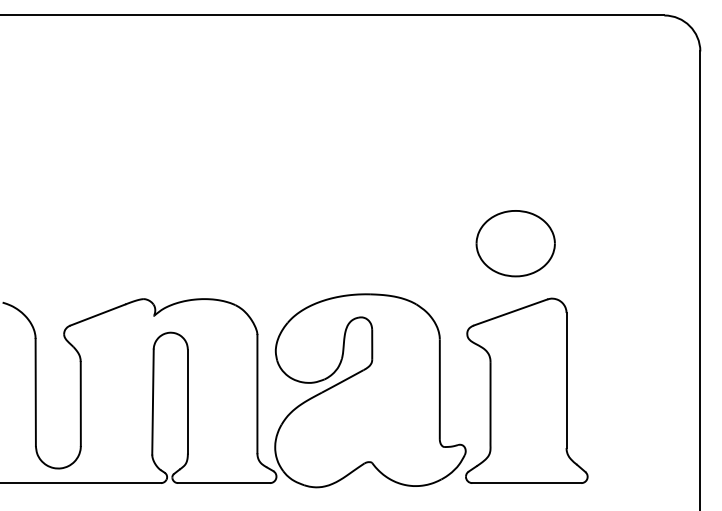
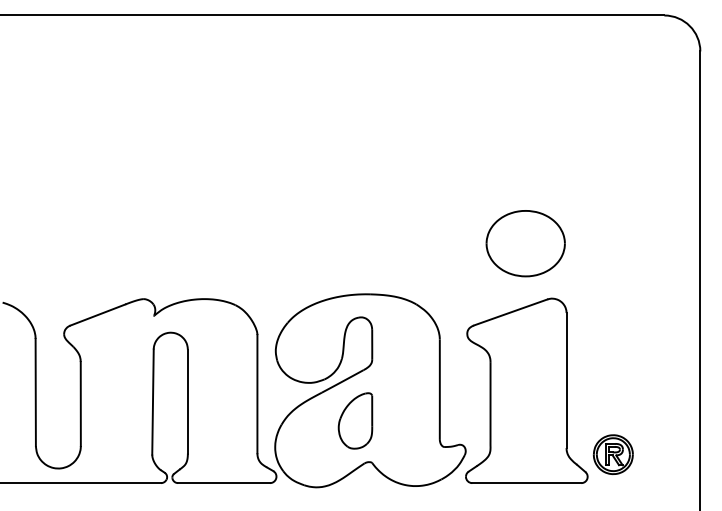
part position: (515, 243) -> (525, 243) (525, 243)
part: none -> present (355, 420)
part: none -> present (613, 454)
